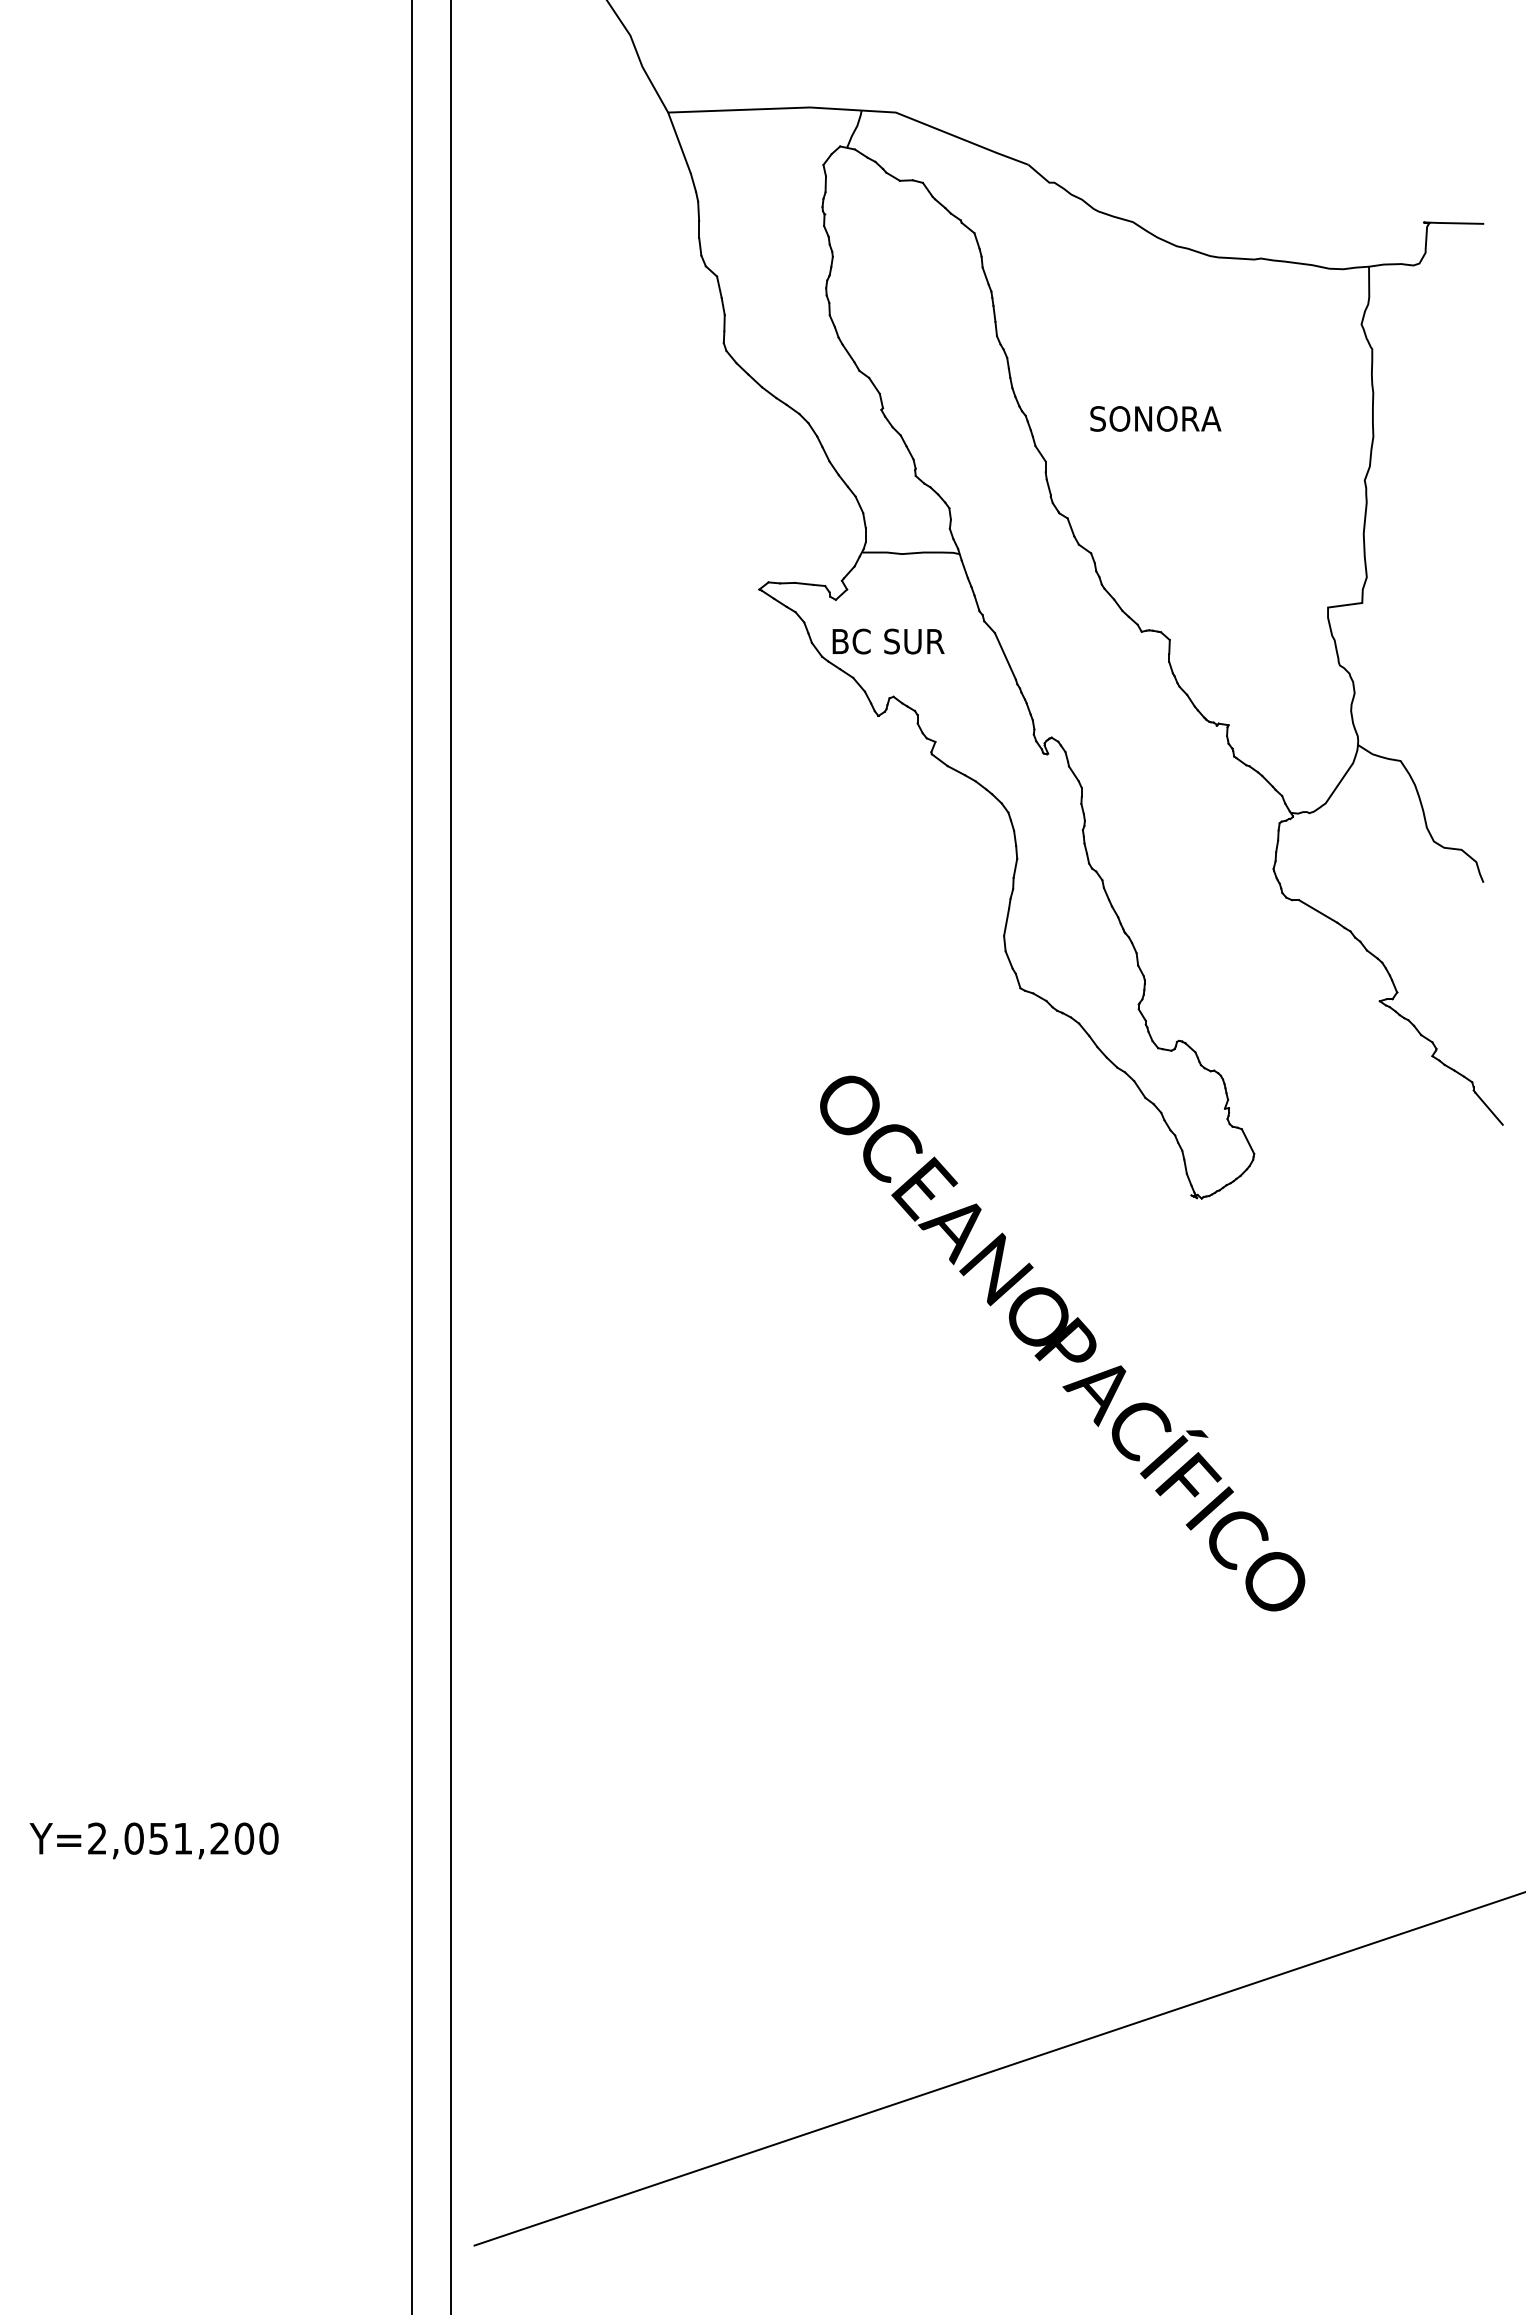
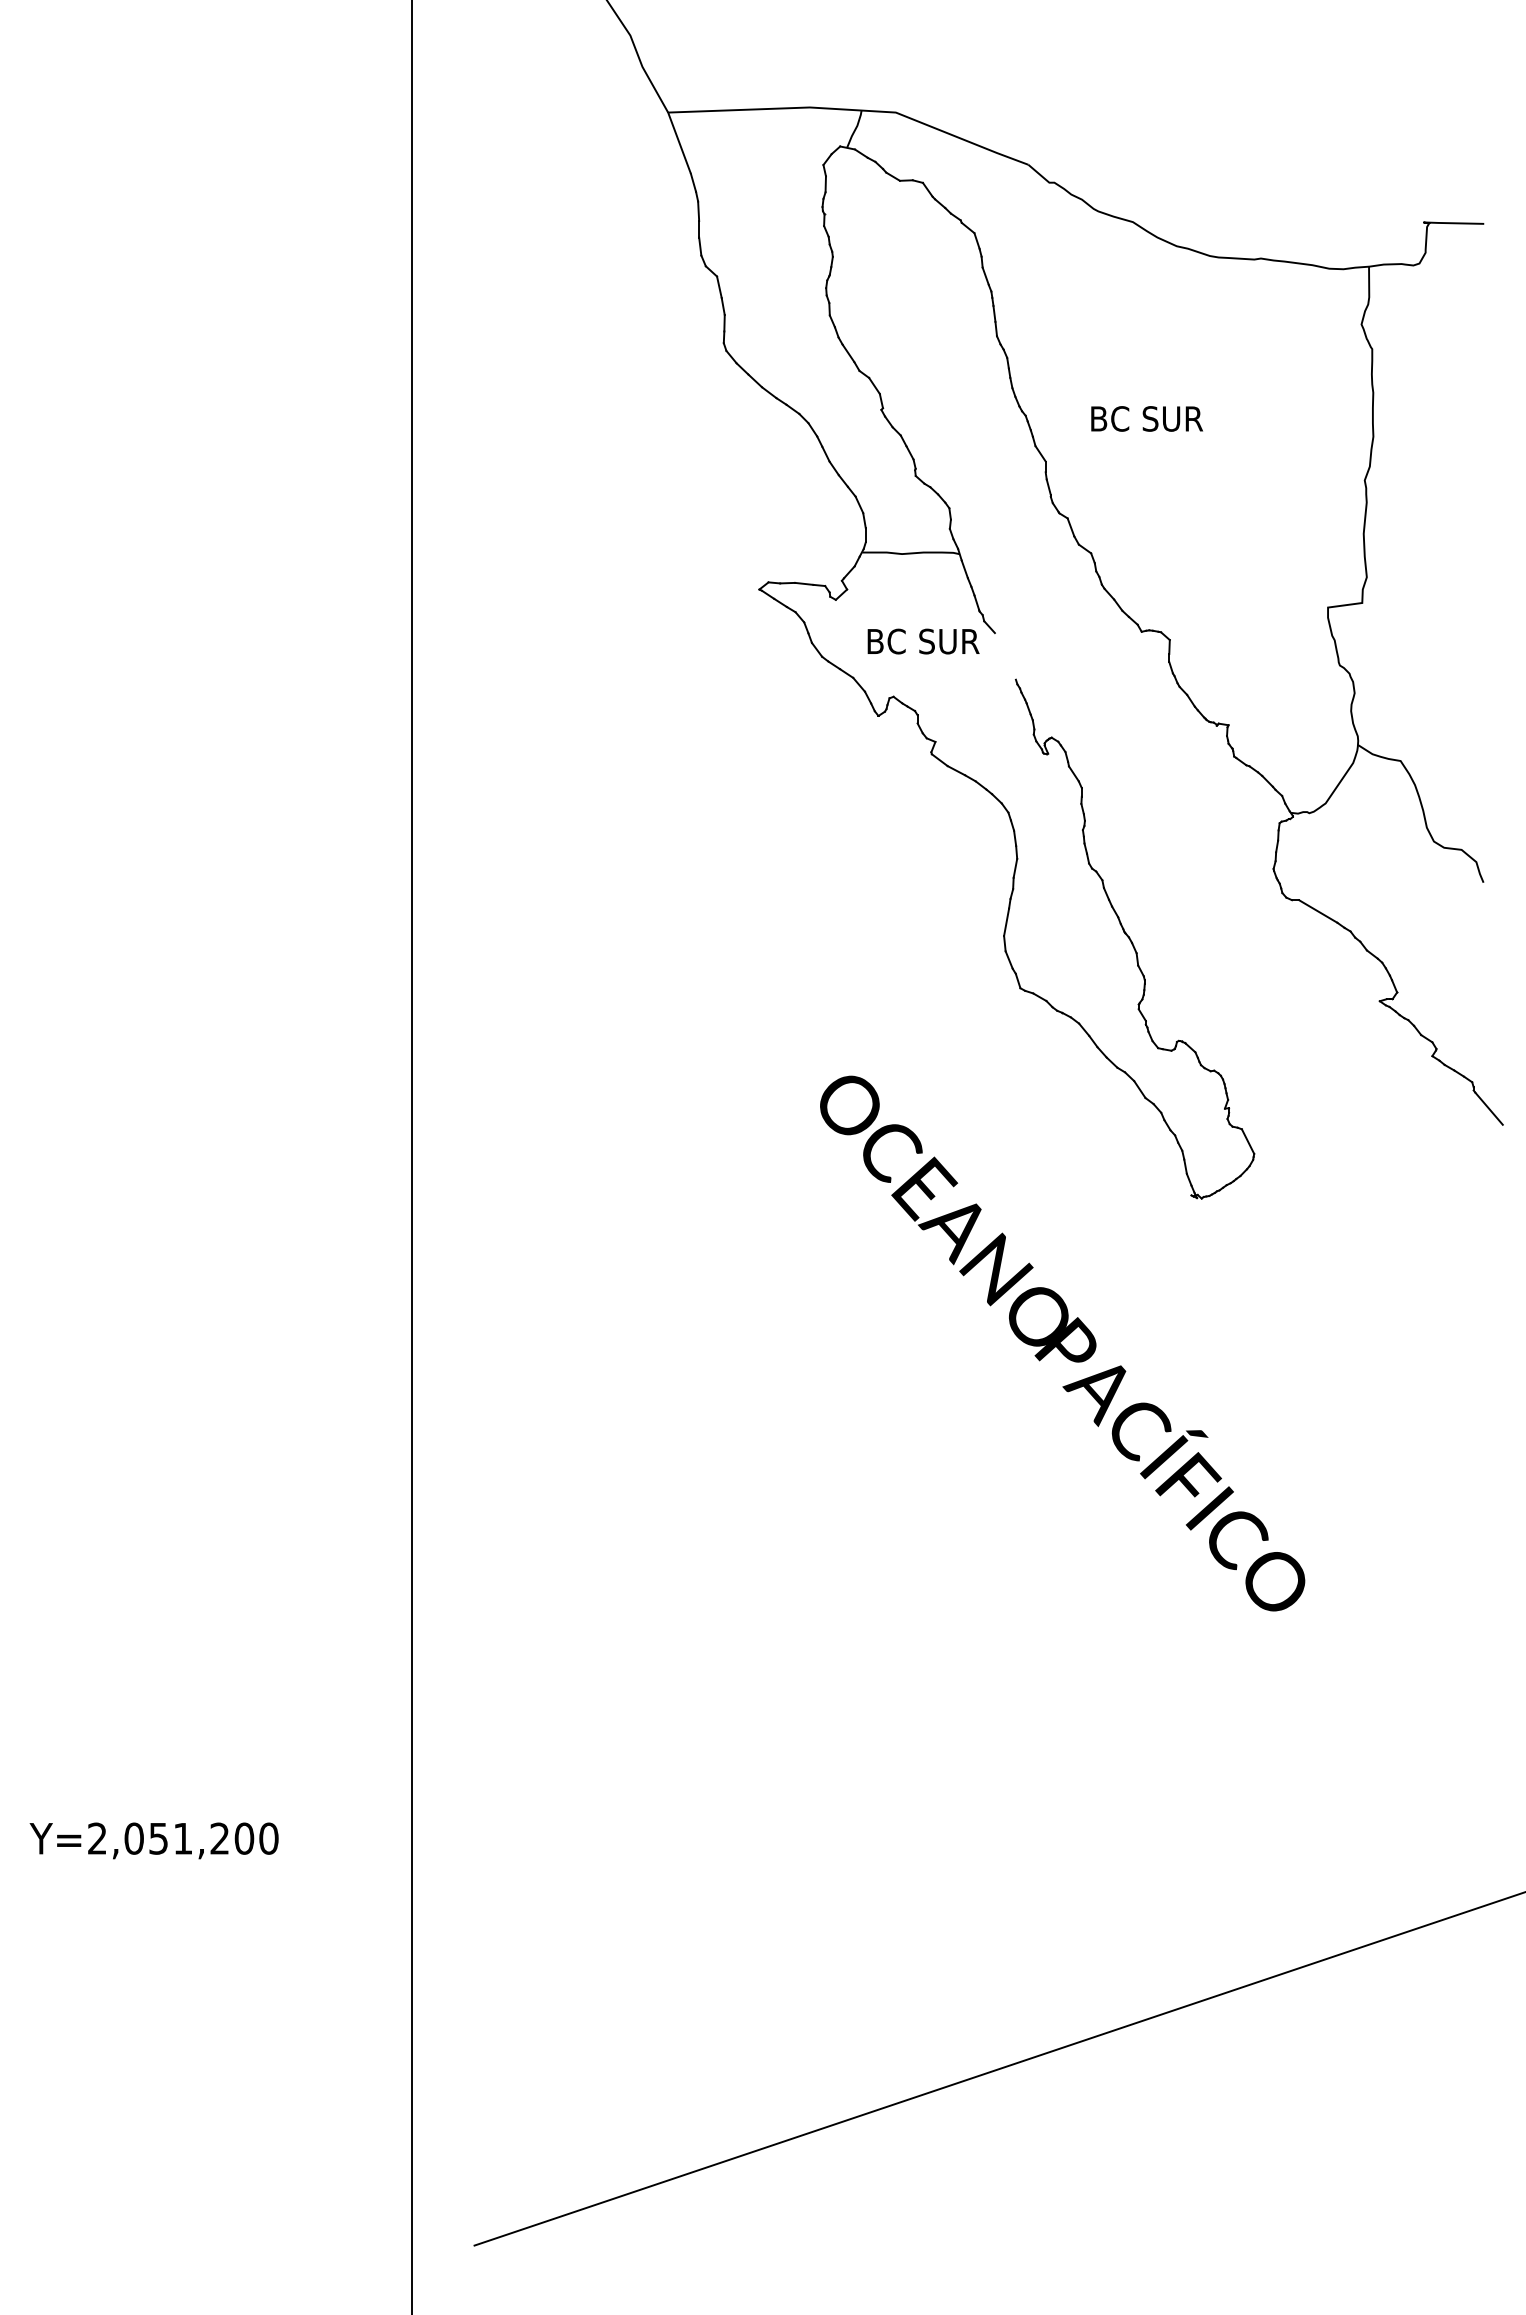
text: SONORA -> BC SUR (1155, 418)
text position: (888, 641) -> (923, 641) (923, 641)
line: present -> none (1004, 656)
line: present -> none (451, 1156)
